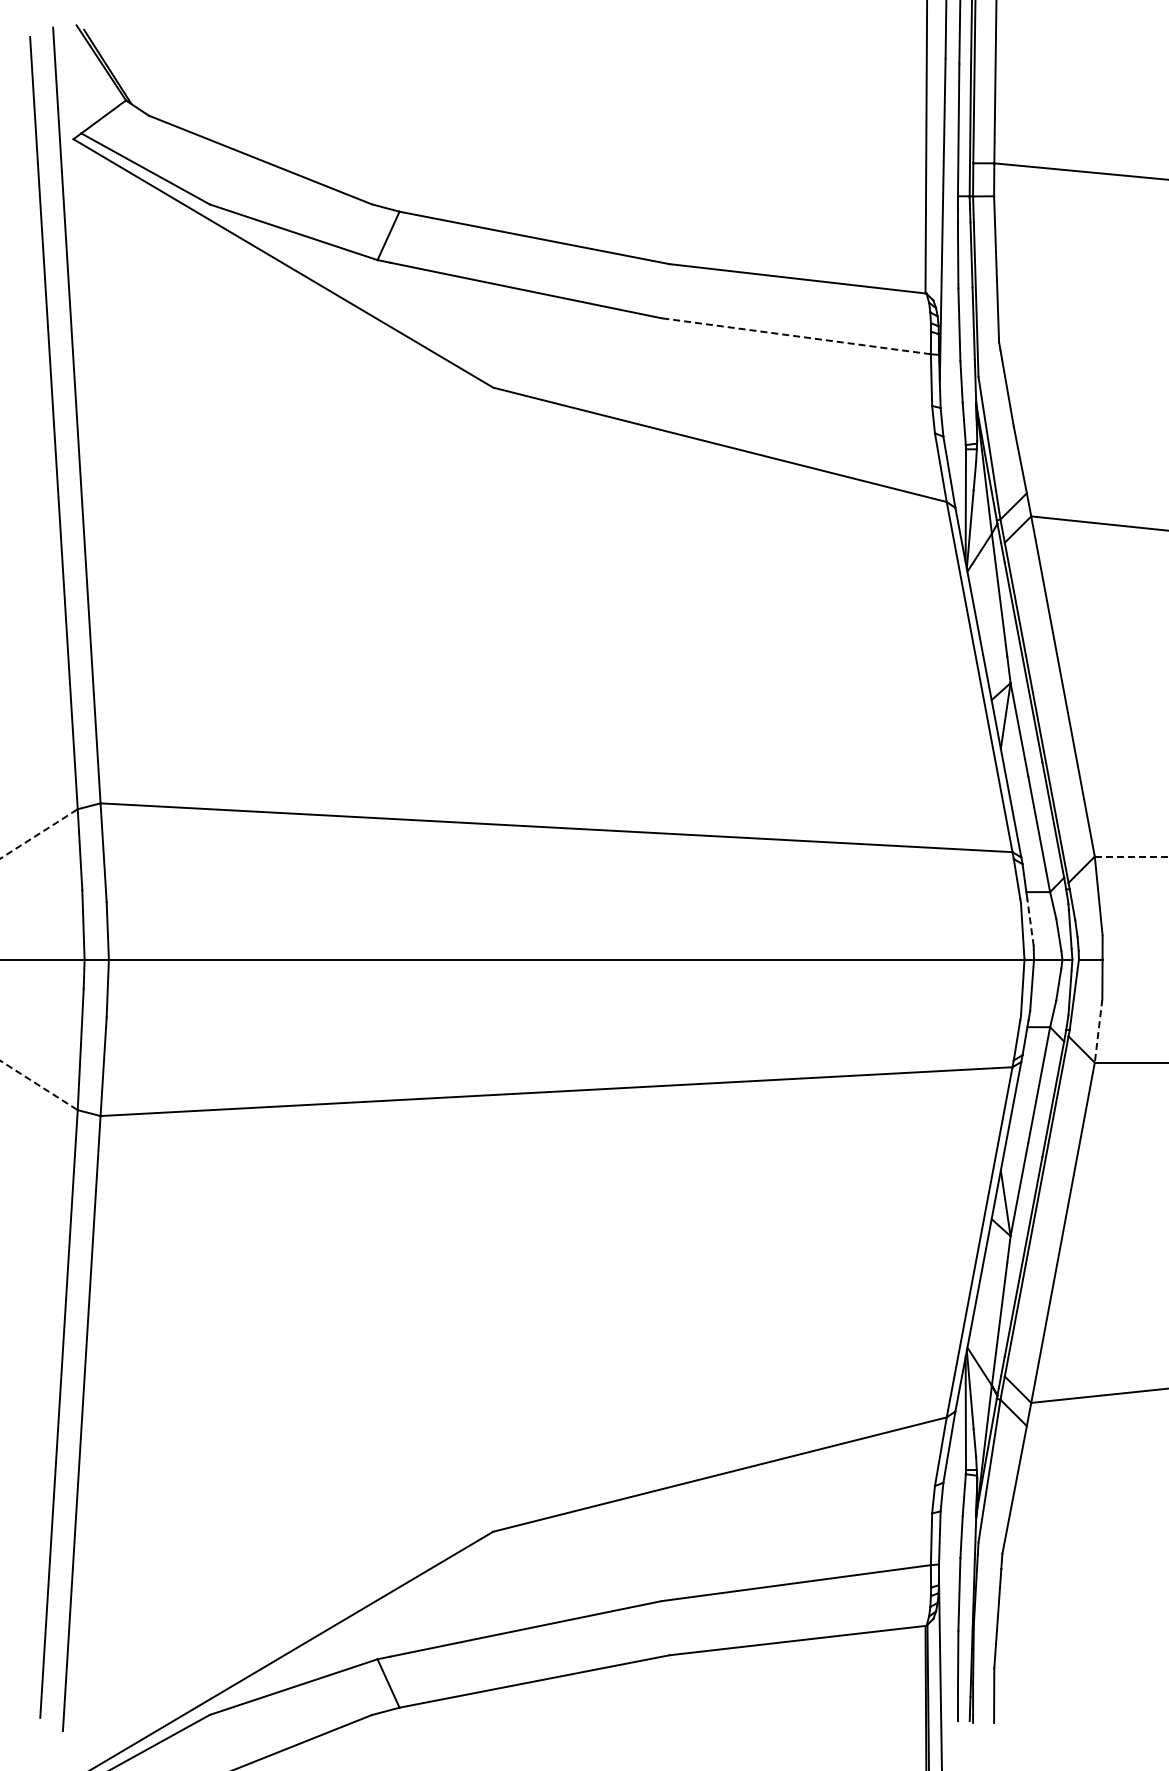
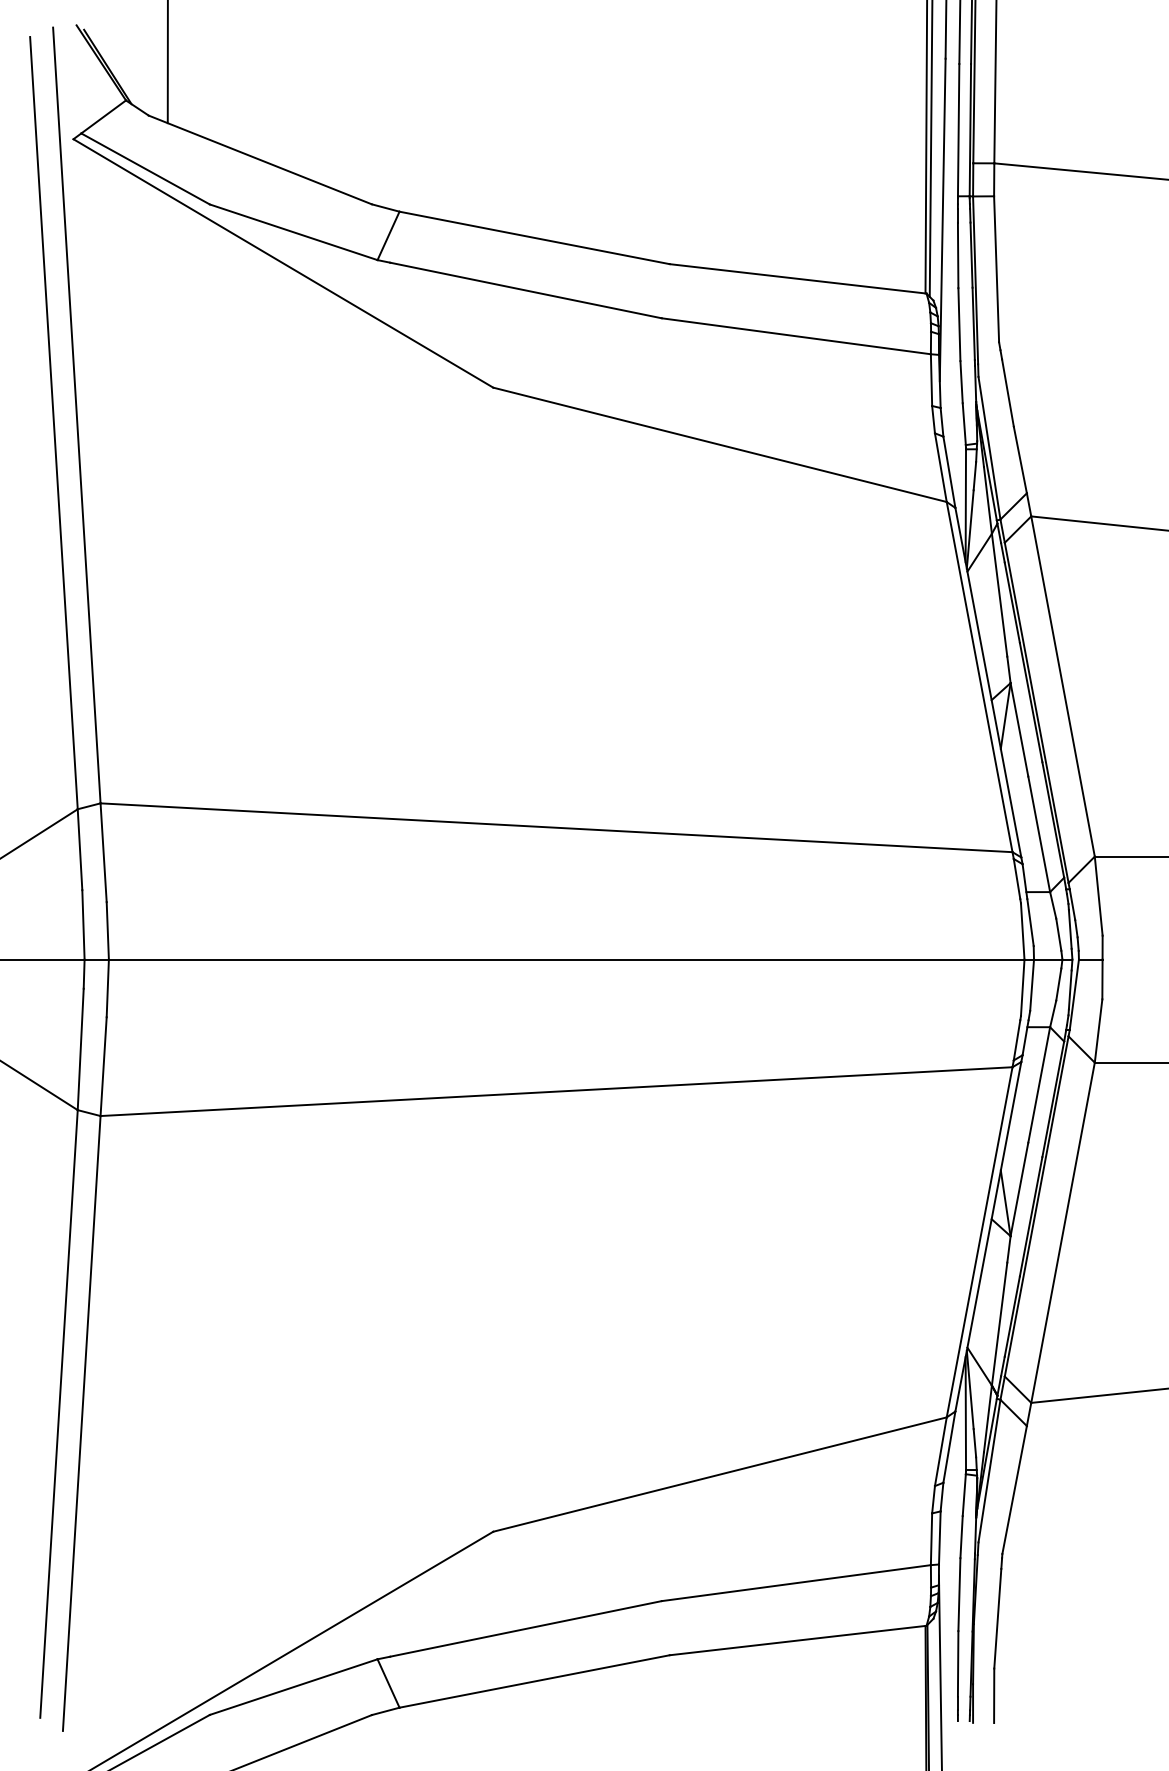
line: none -> present (167, 62)
line: none -> present (930, 149)
line: dashed -> solid (796, 336)
line: dashed -> solid (39, 833)
line: dashed -> solid (1131, 856)
line: dashed -> solid (1030, 922)
line: dashed -> solid (1098, 1031)
line: dashed -> solid (39, 1085)
